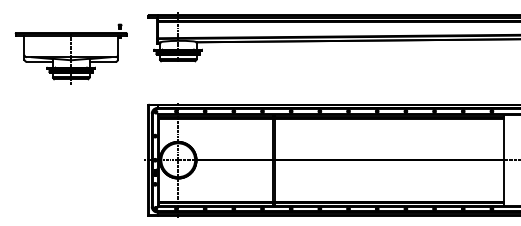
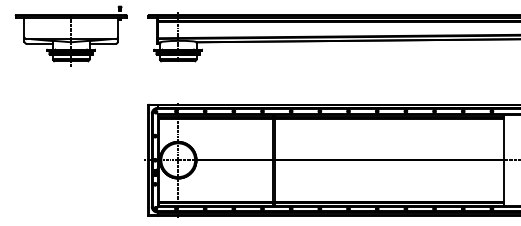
part position: (70, 53) -> (70, 35) (70, 35)
